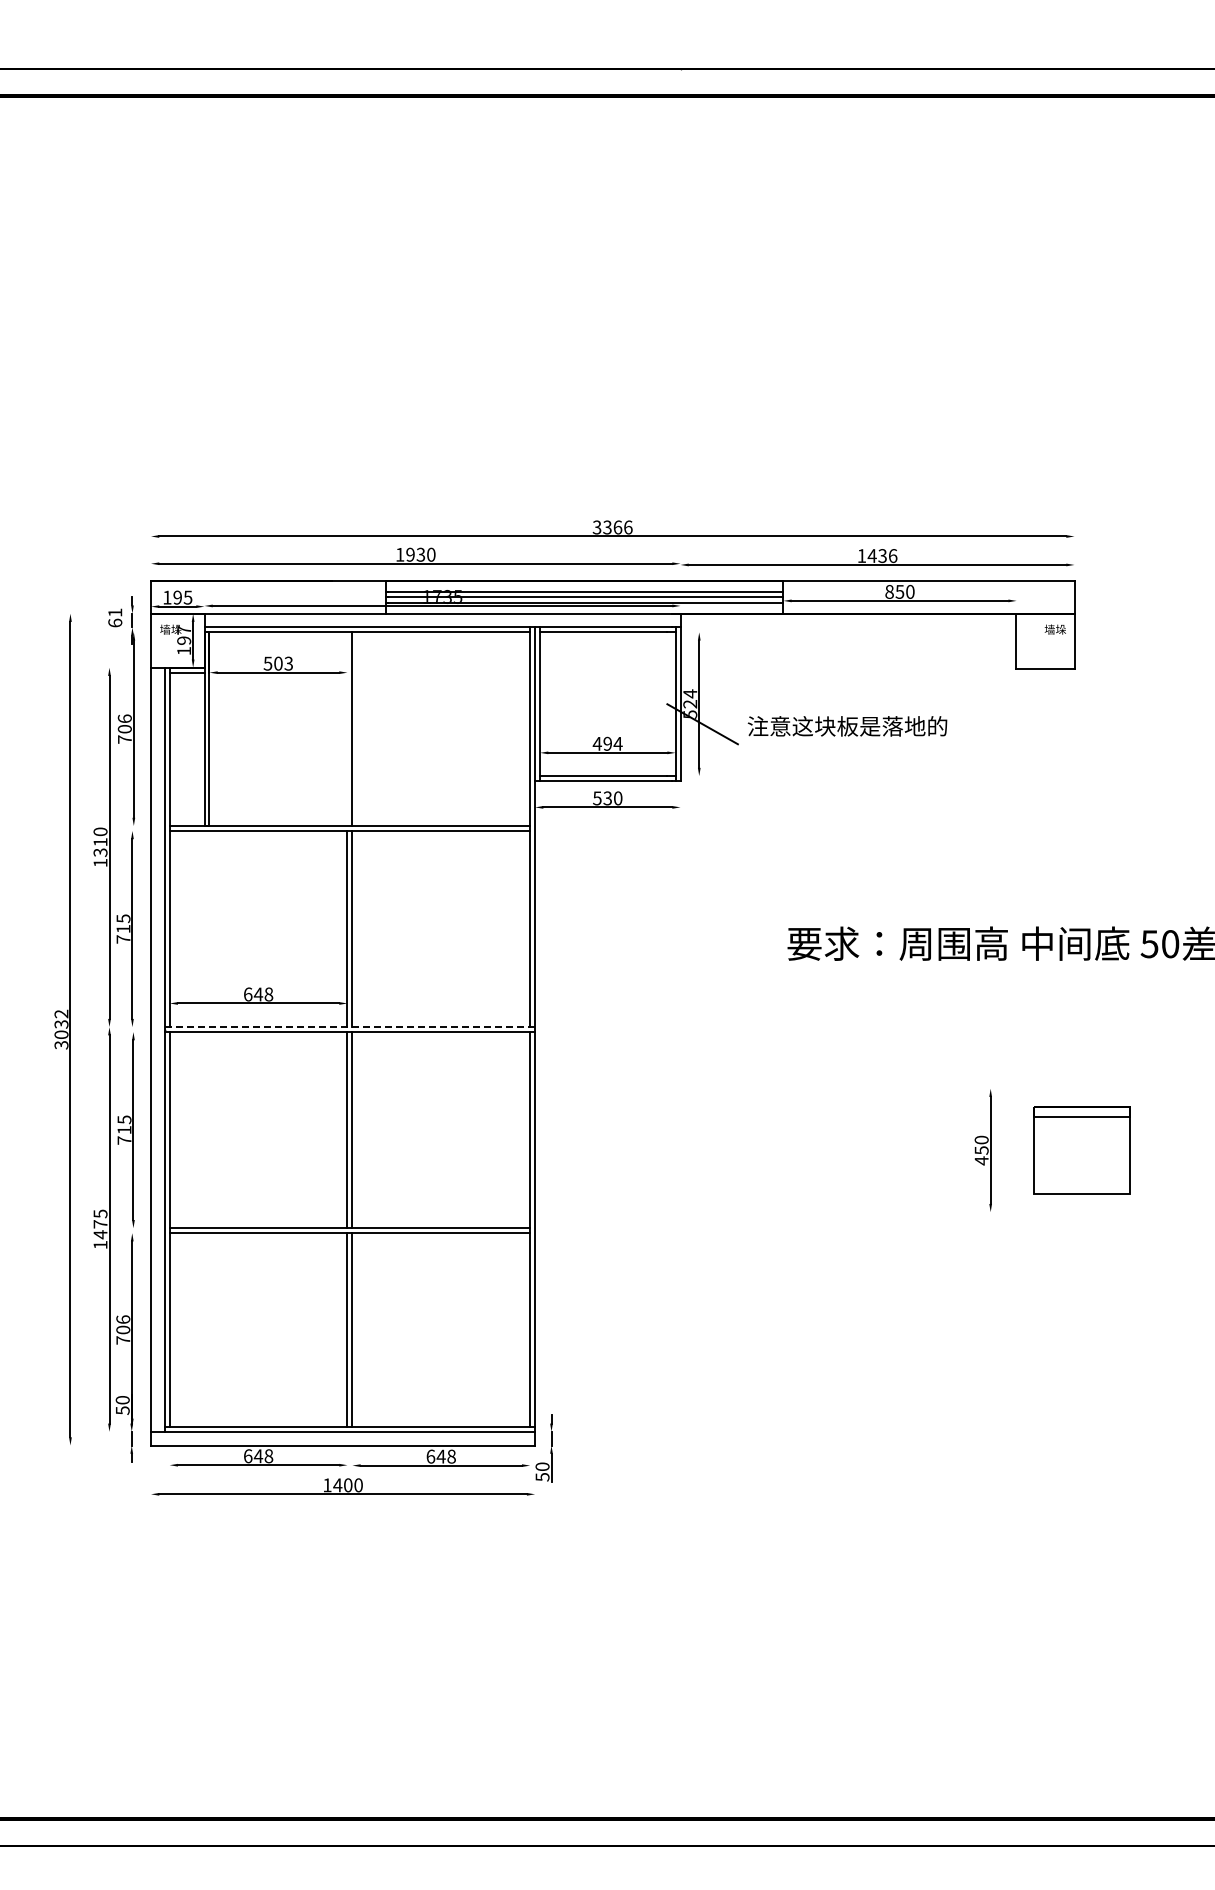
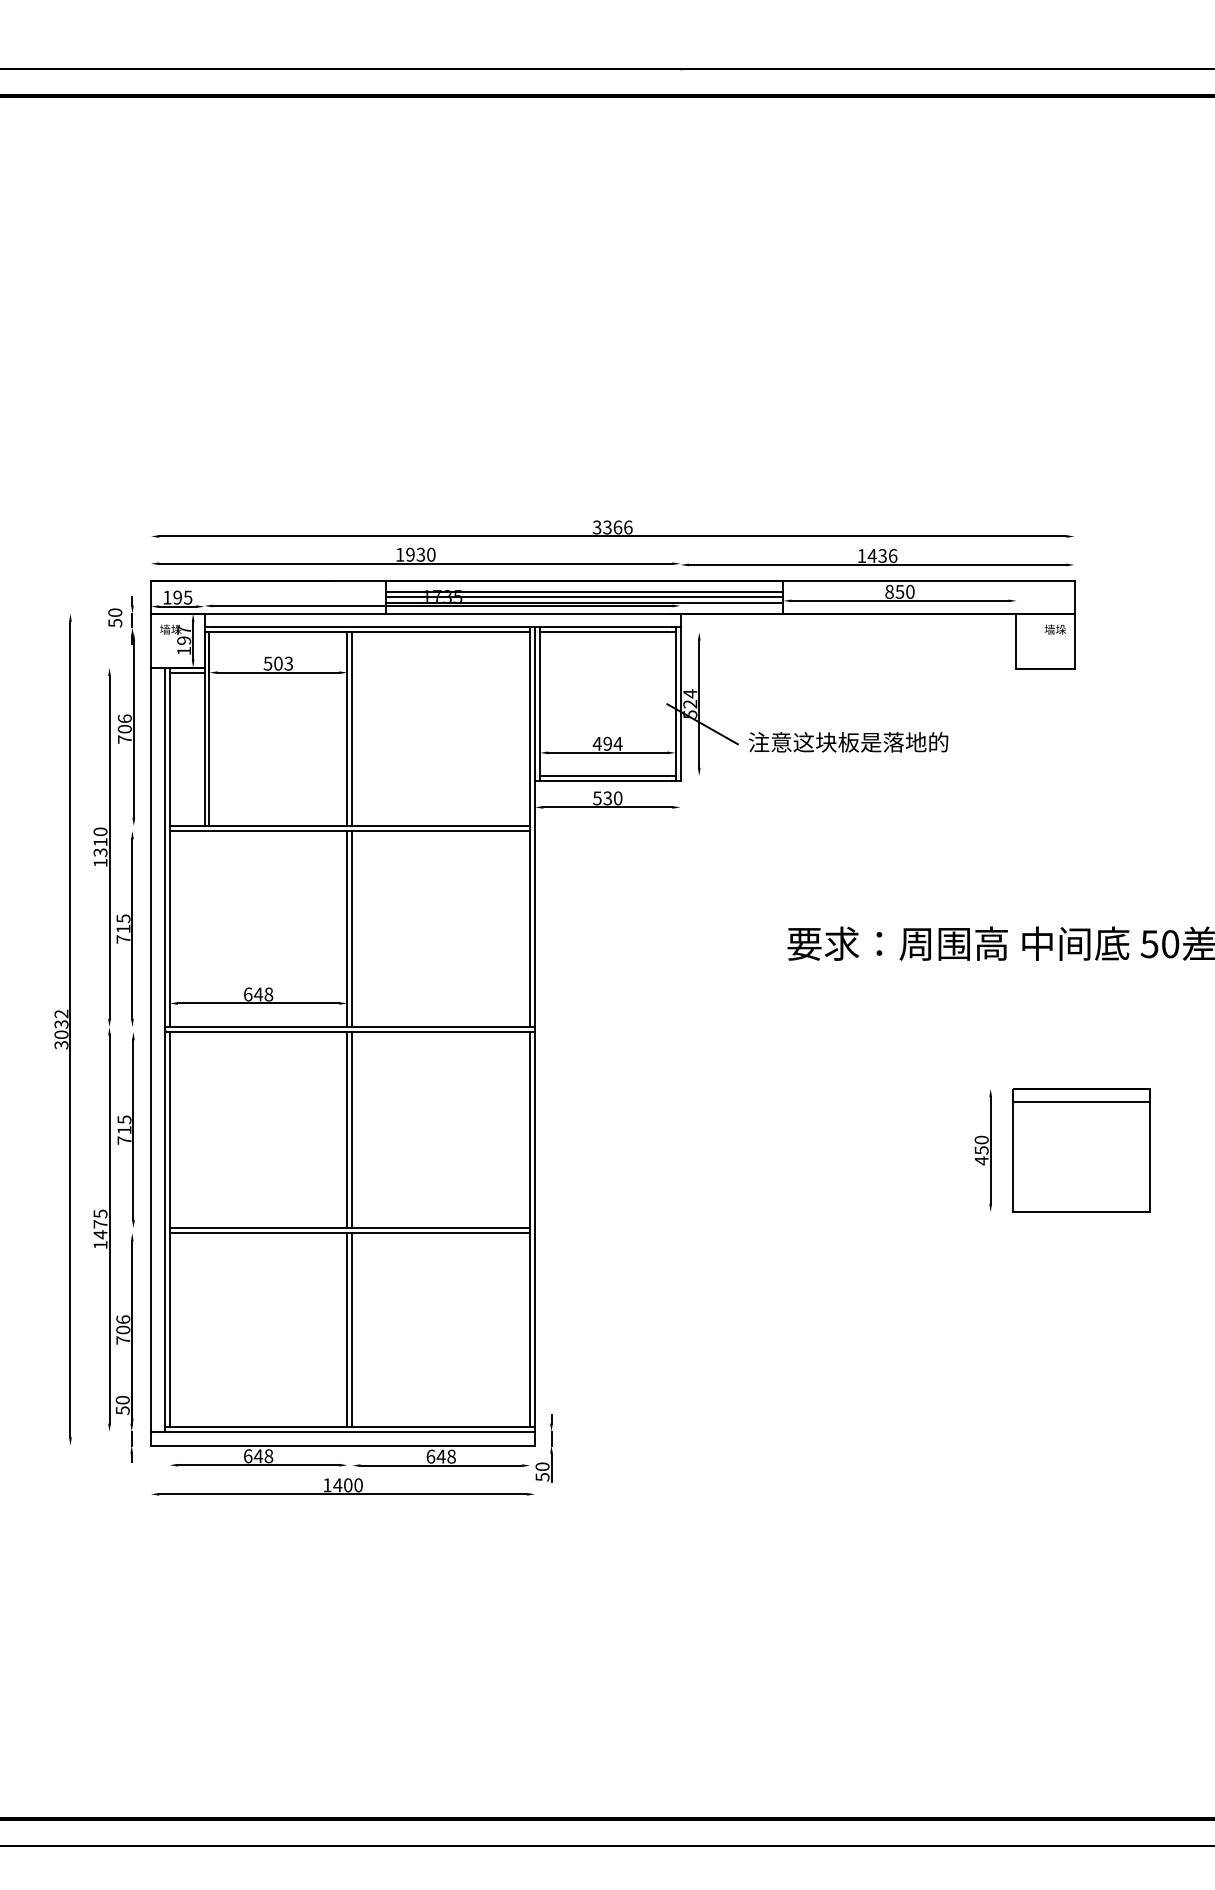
text: 61 -> 50 (115, 617)
text position: (847, 726) -> (848, 742) (848, 742)
line: none -> present (347, 729)
line: dashed -> solid (350, 1027)
part size: 98x89 px -> 139x125 px (1081, 1150)
